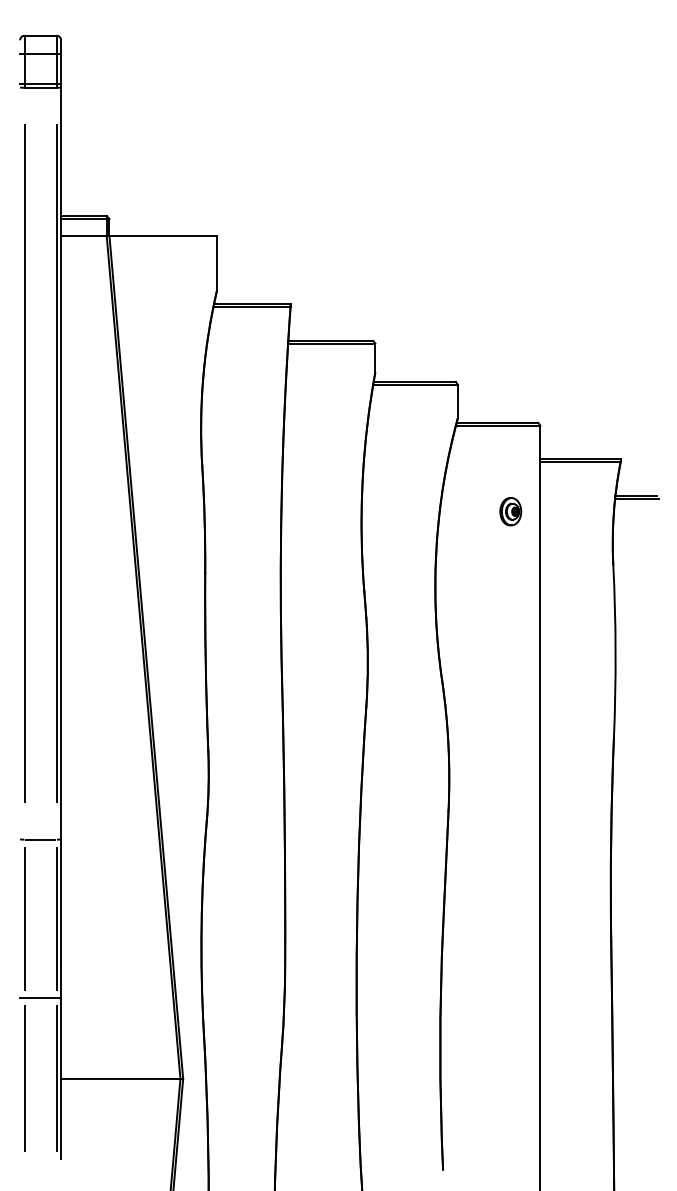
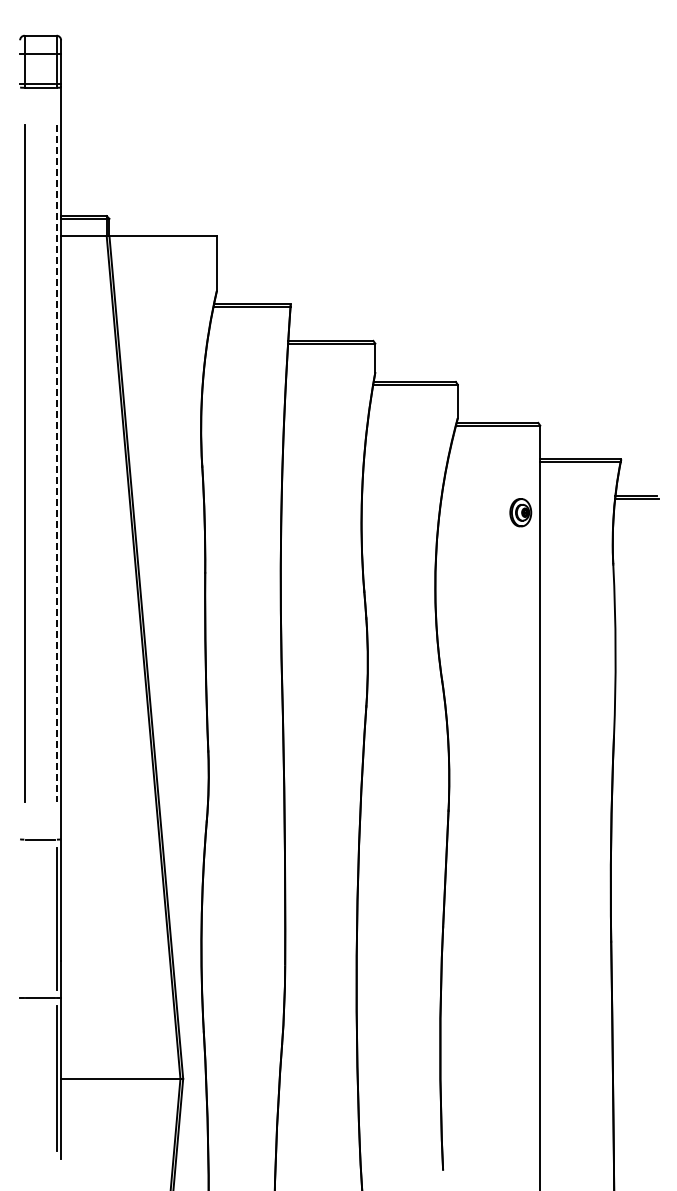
line: solid -> dashed (56, 464)
part position: (510, 511) -> (520, 512) (520, 512)
line: present -> none (24, 918)
line: present -> none (24, 1078)
